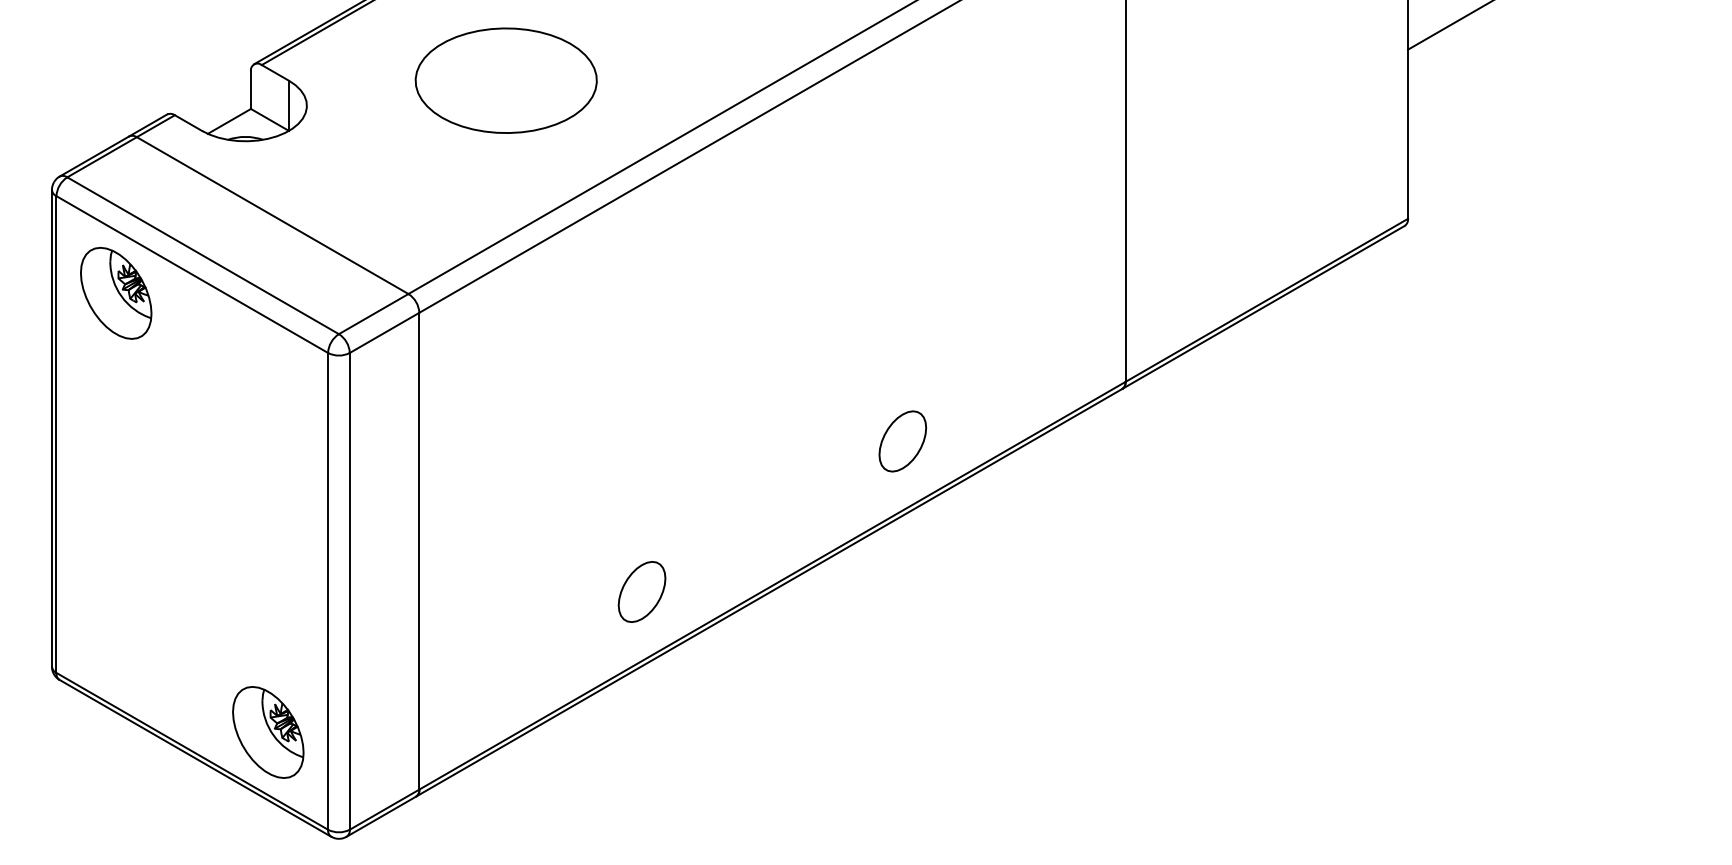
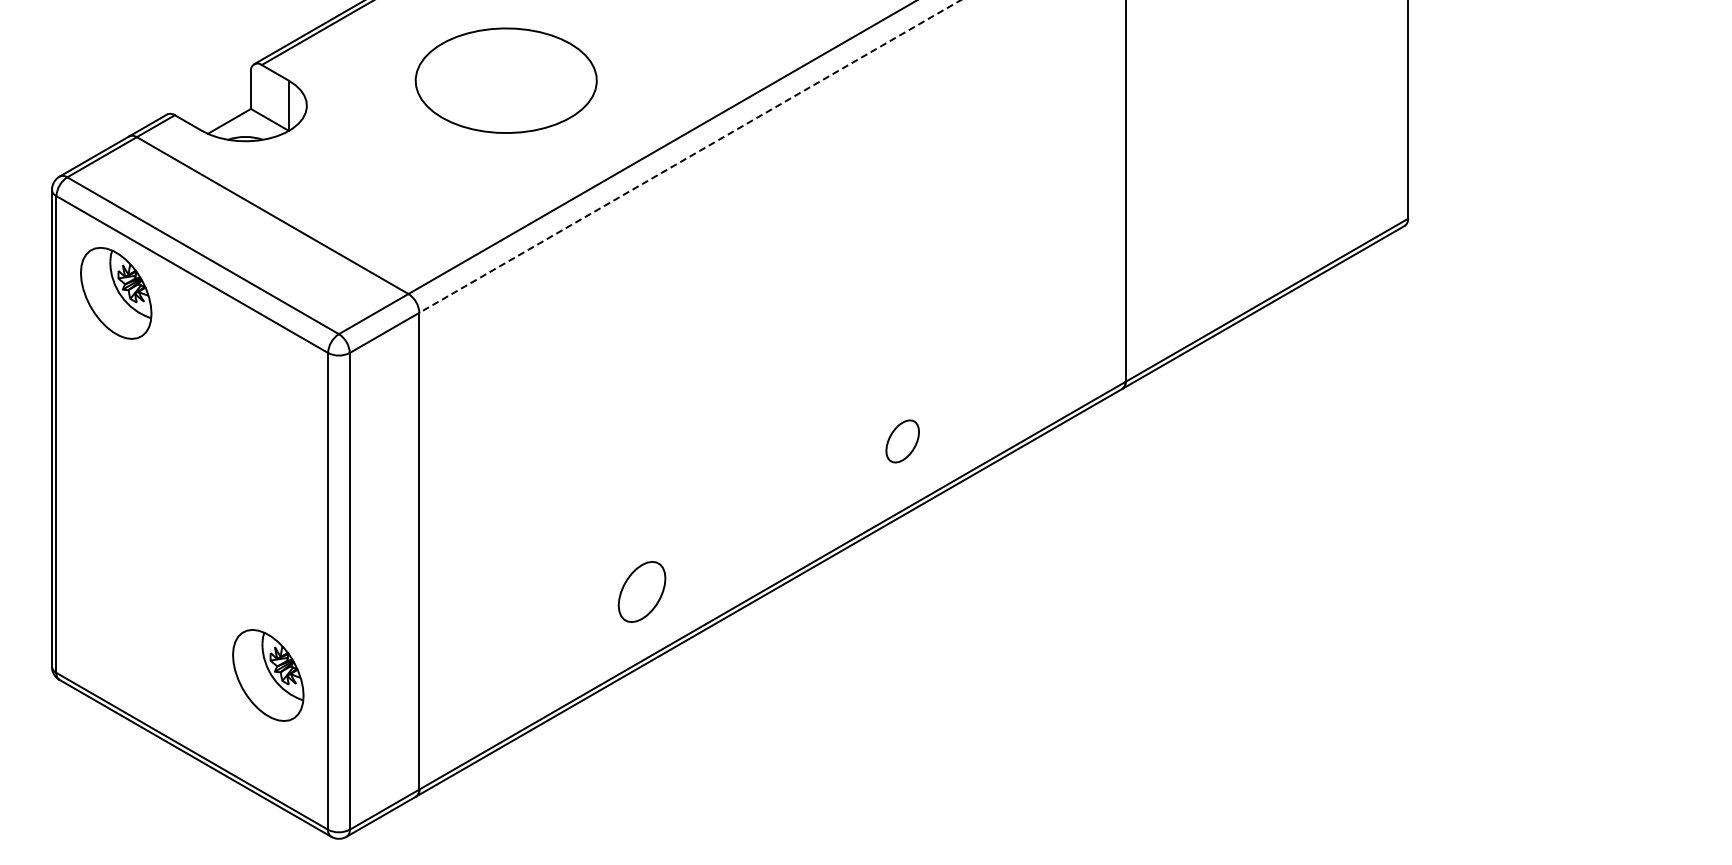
line: present -> none (1449, 25)
line: solid -> dashed (690, 156)
part size: 49x63 px -> 35x45 px (902, 441)
part position: (268, 732) -> (268, 675) (268, 675)
